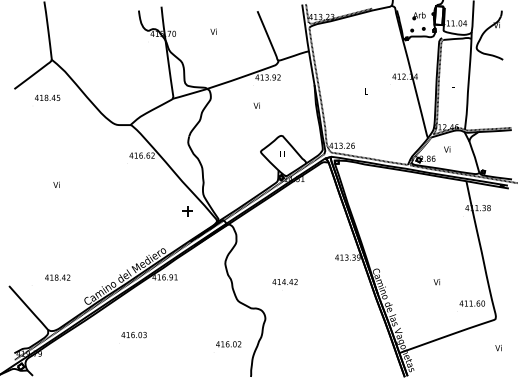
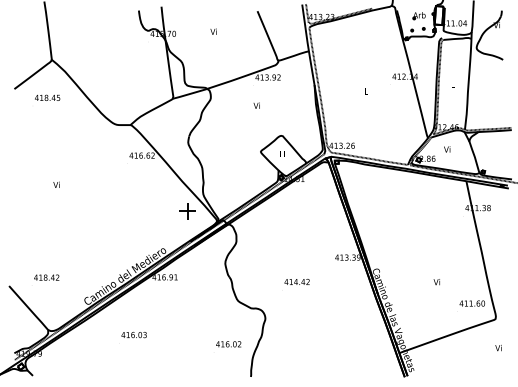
part size: 11x11 px -> 17x17 px (187, 211)
text position: (57, 277) -> (46, 277) (46, 277)
text position: (284, 281) -> (296, 281) (296, 281)
